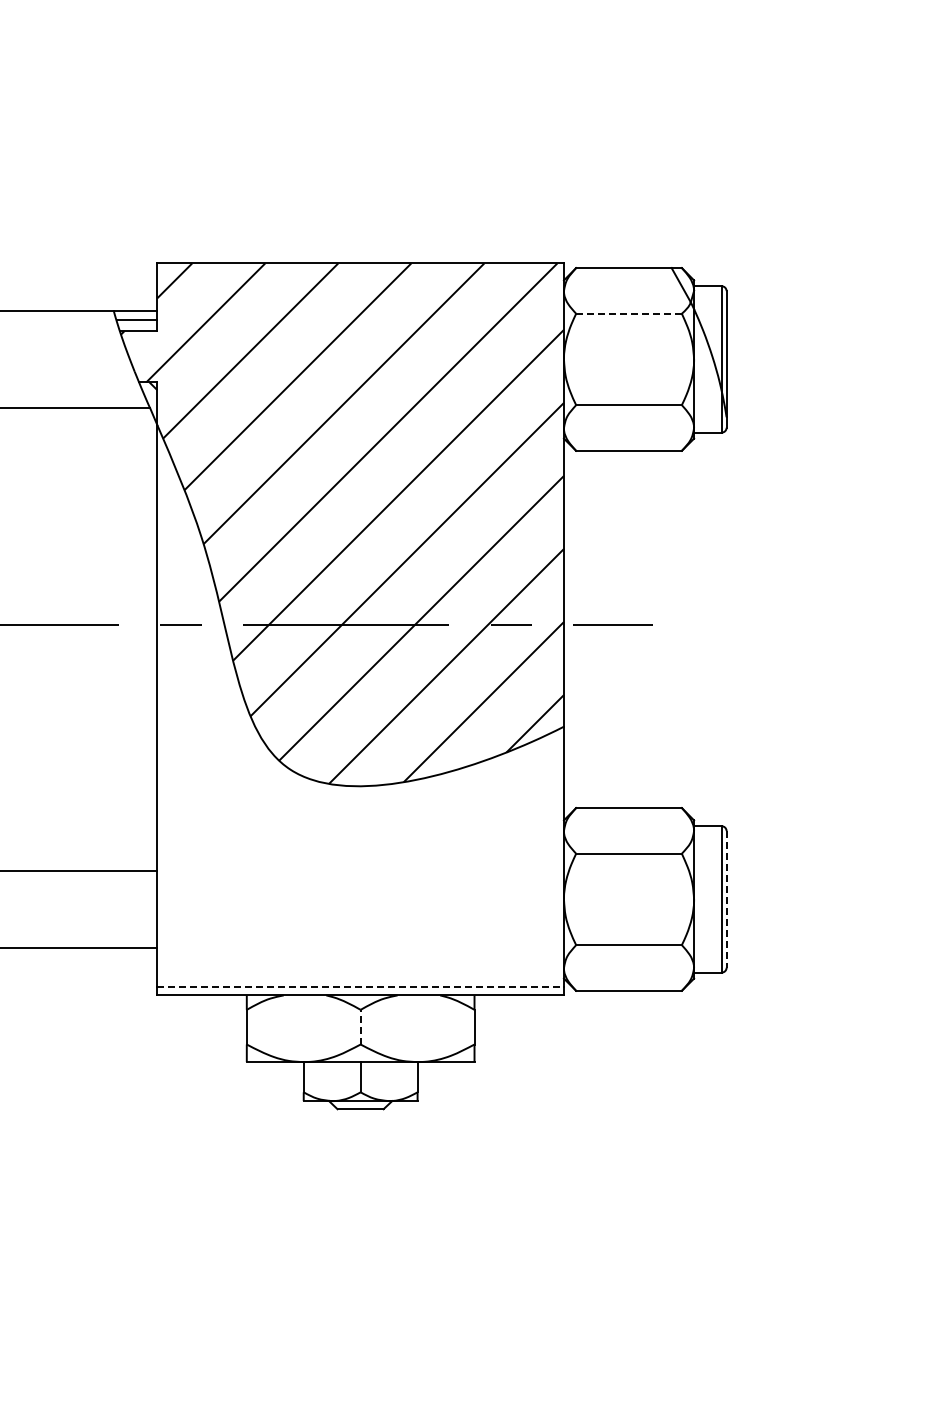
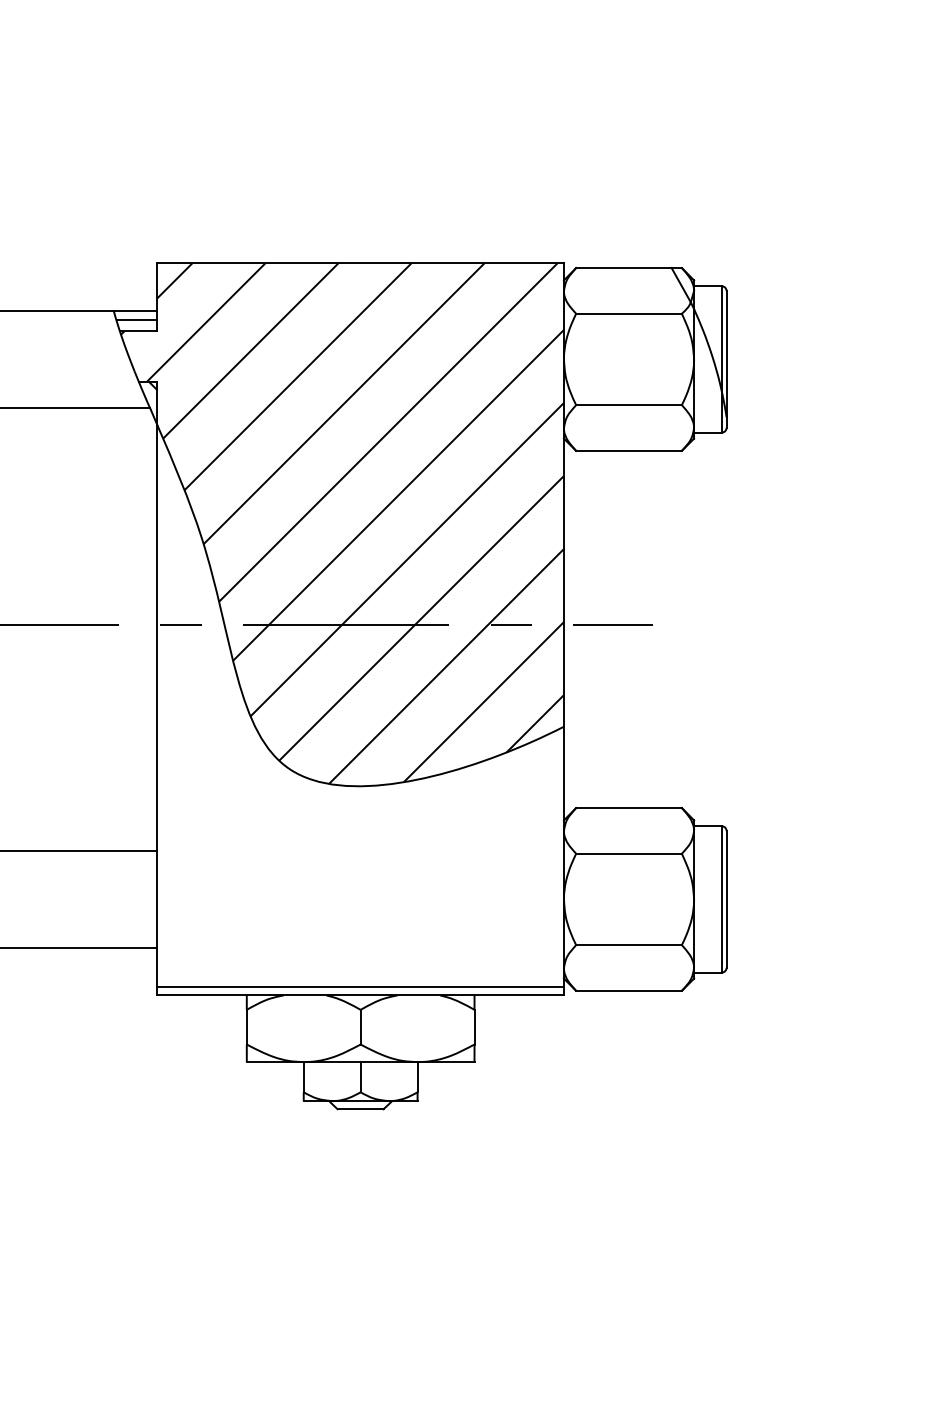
line: dashed -> solid (629, 313)
line position: (79, 870) -> (79, 850) (79, 850)
line: dashed -> solid (726, 899)
line: dashed -> solid (361, 987)
line: dashed -> solid (360, 1026)
